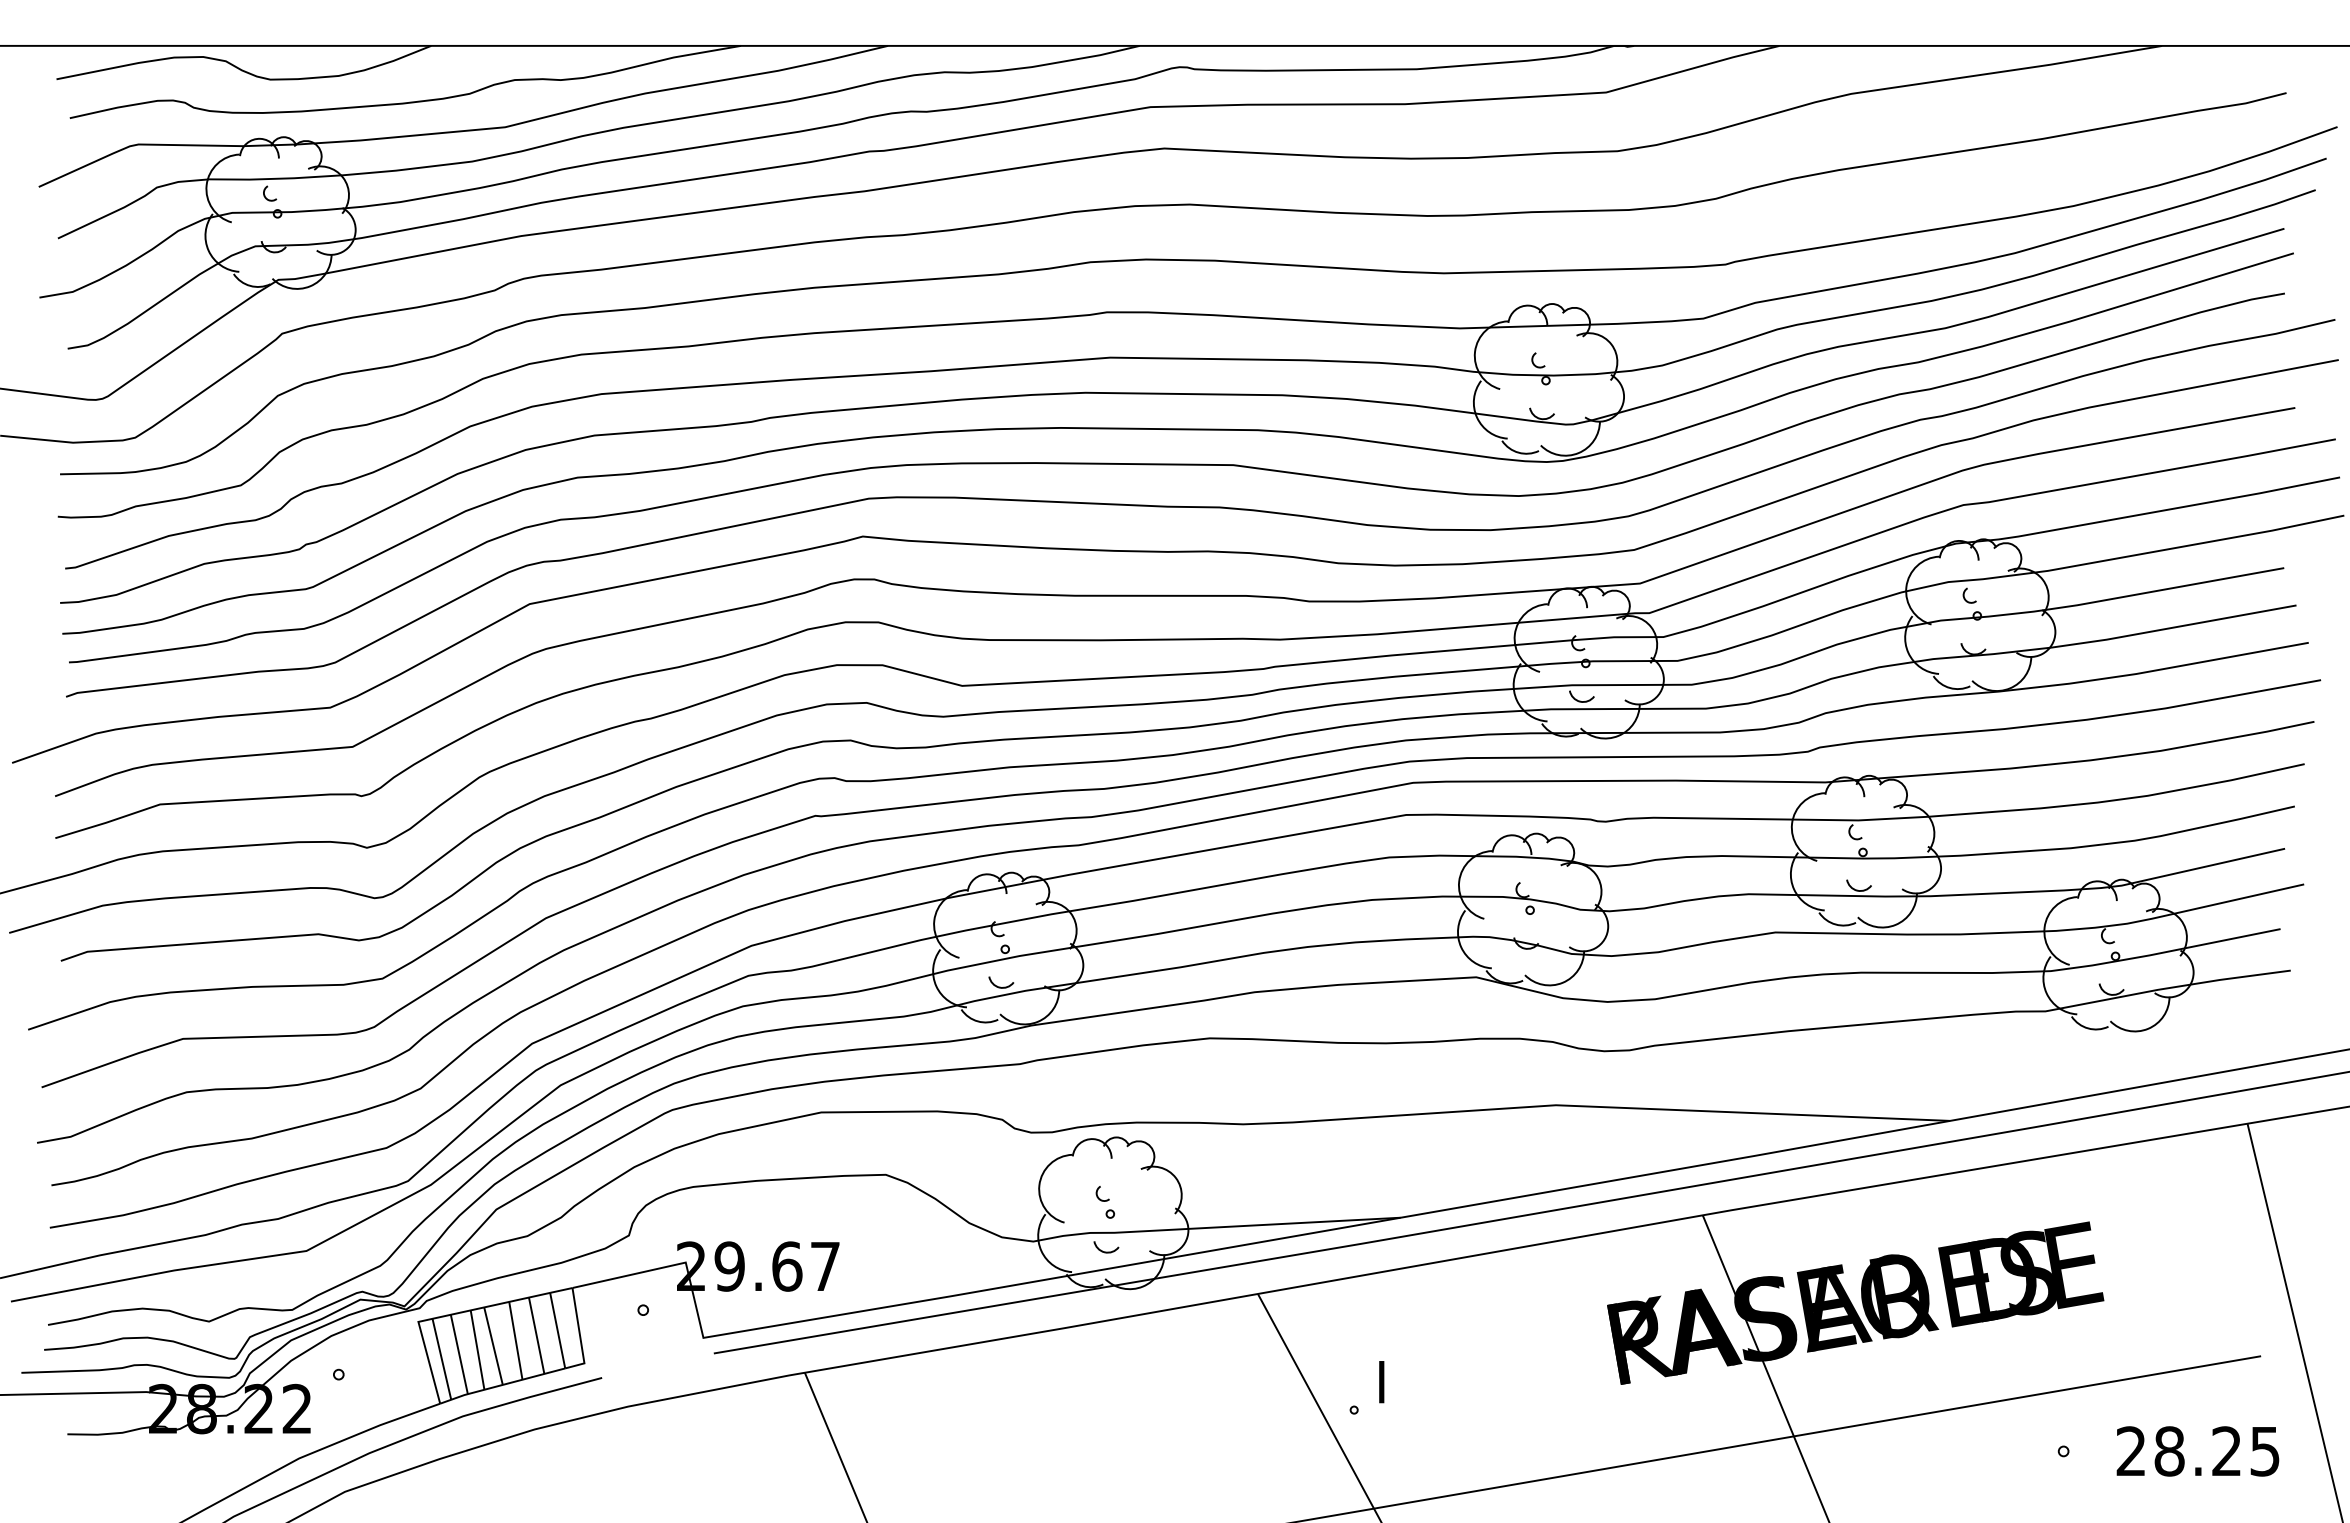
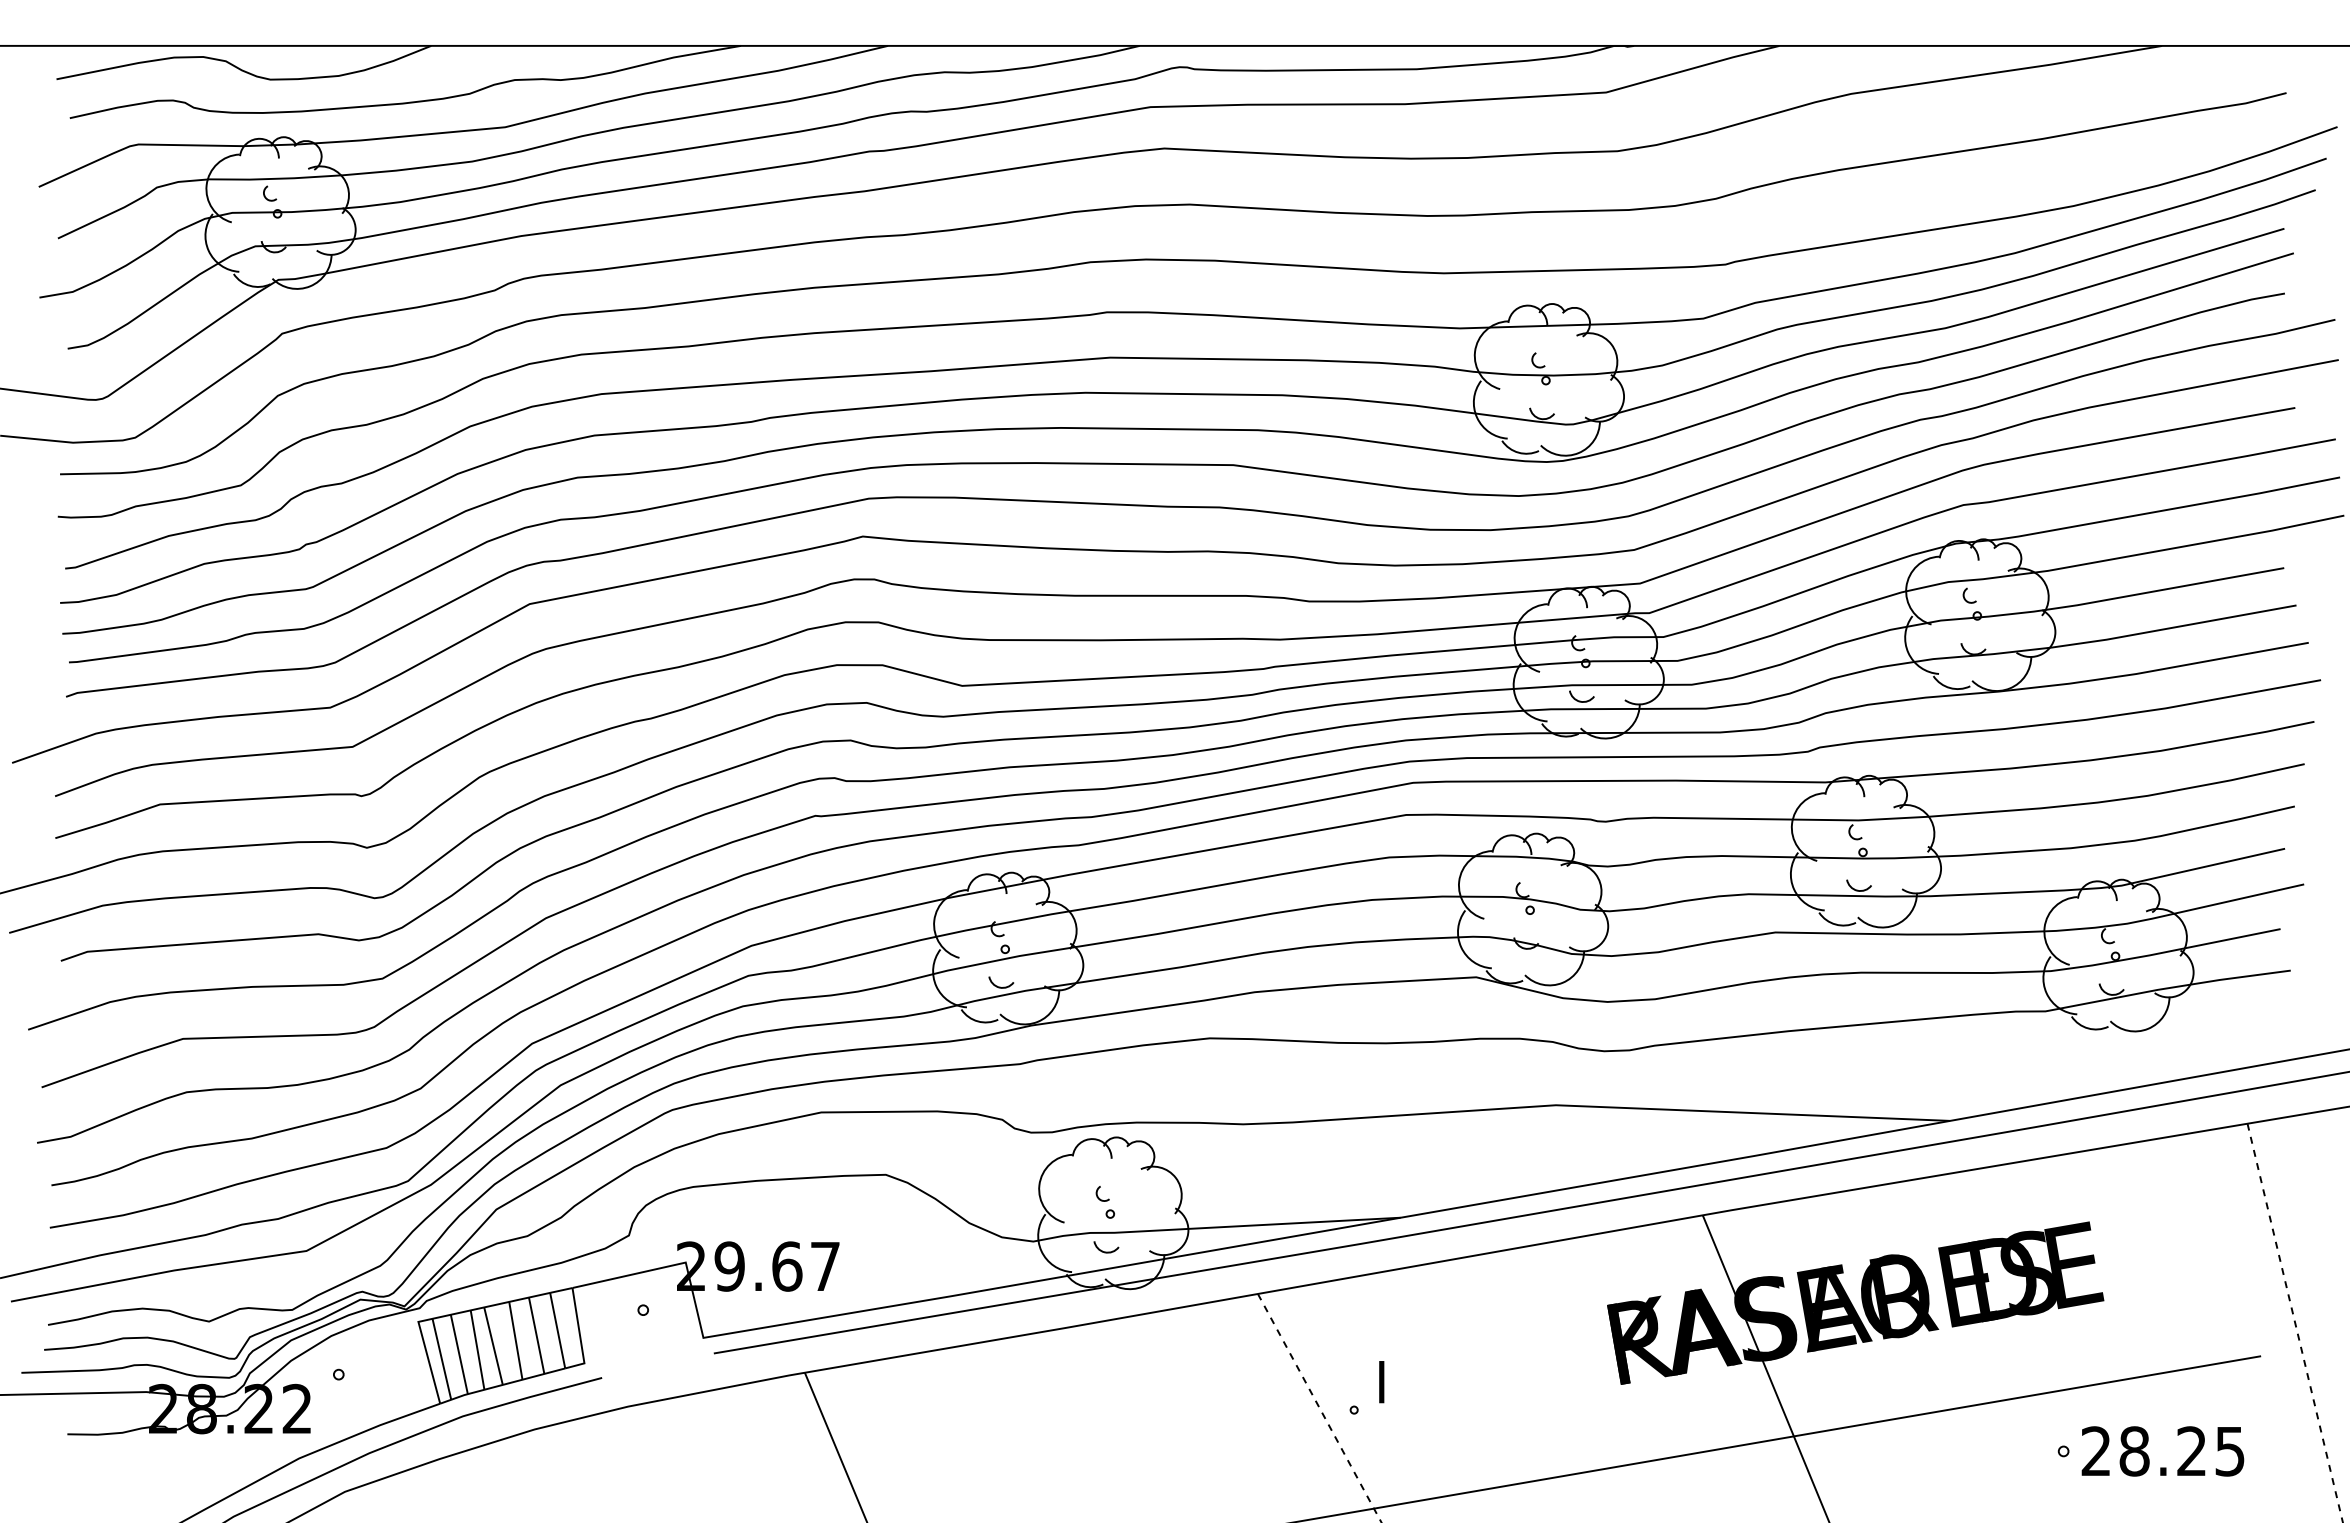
line: solid -> dashed (2295, 1323)
line: solid -> dashed (1319, 1408)
text position: (2197, 1451) -> (2162, 1451) (2162, 1451)
